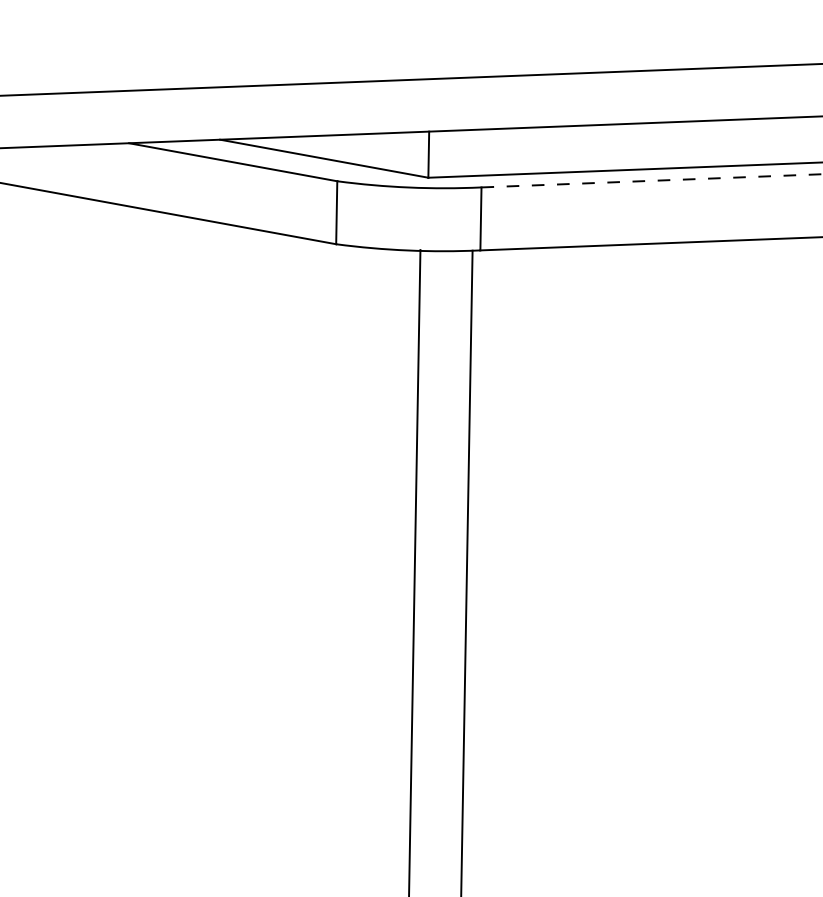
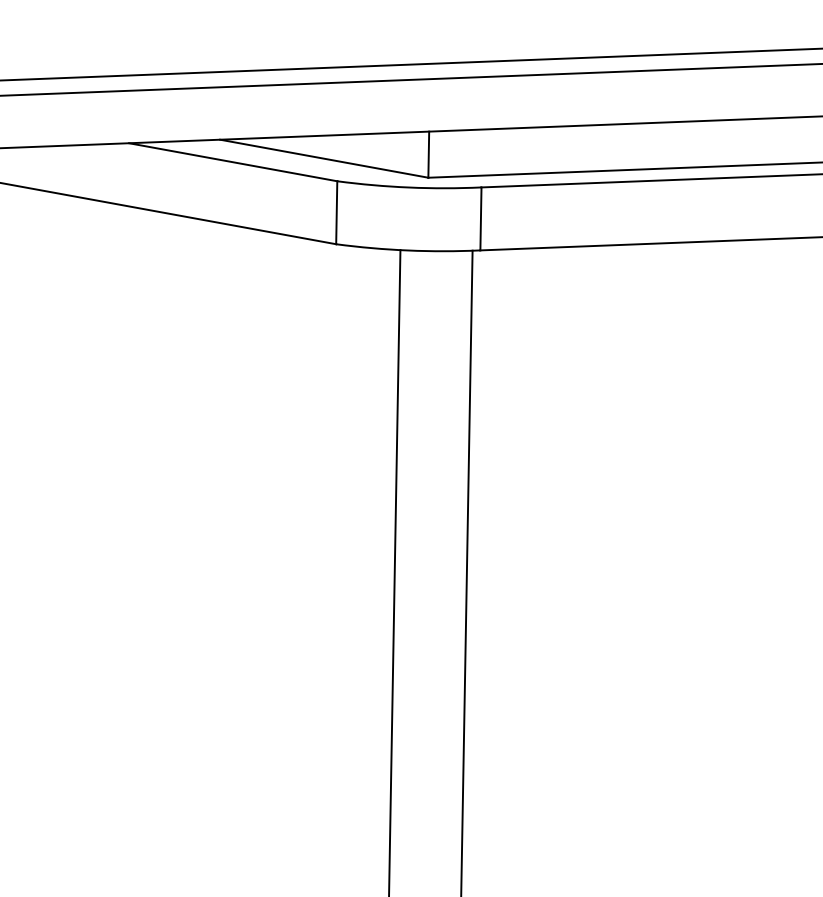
line: none -> present (410, 64)
line: dashed -> solid (652, 180)
line position: (414, 571) -> (394, 571) (394, 571)
